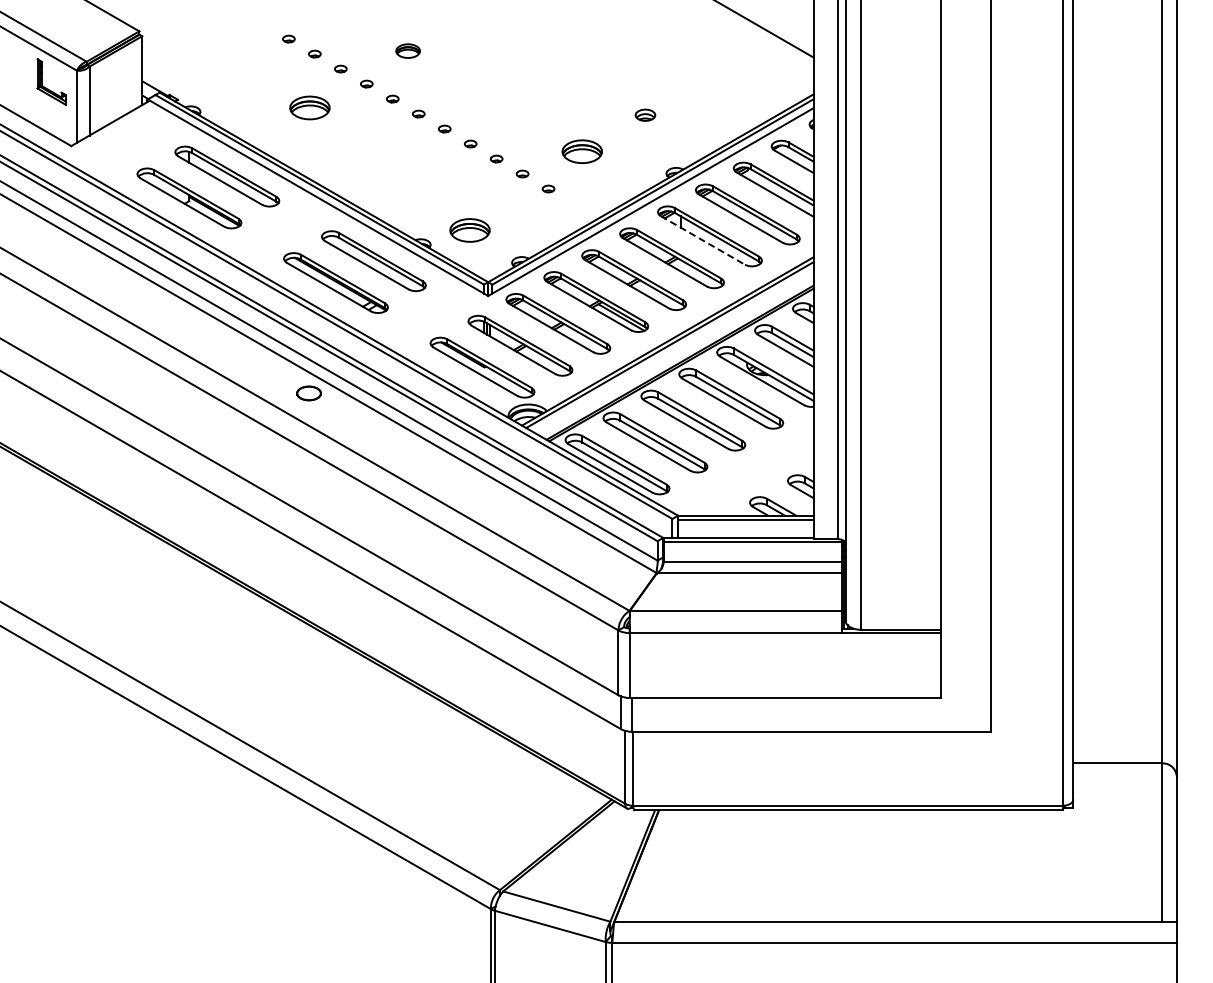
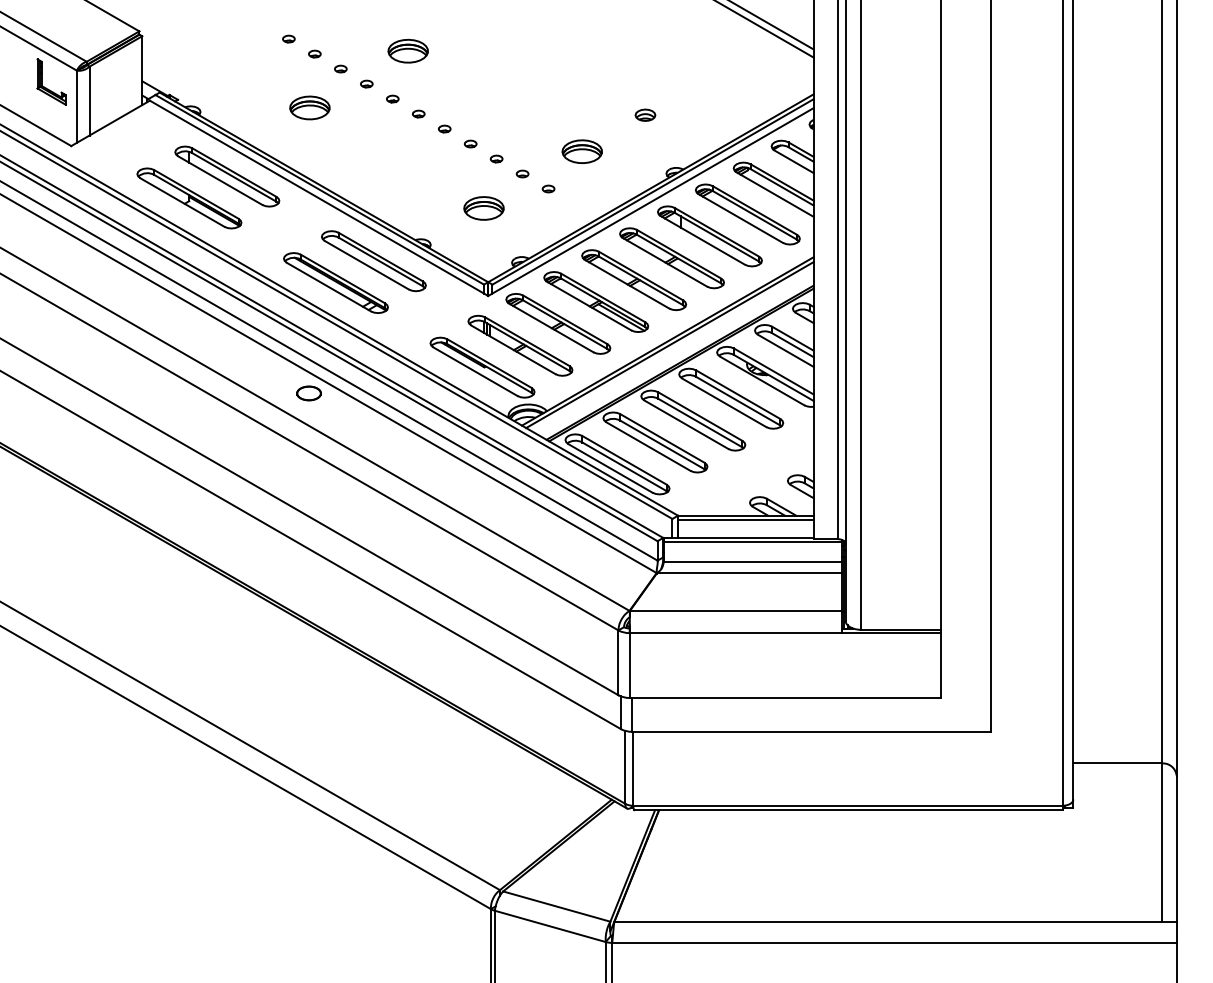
line: none -> present (772, 25)
part size: 26x16 px -> 42x26 px (407, 50)
part position: (469, 230) -> (483, 208) (483, 208)
line: dashed -> solid (702, 240)
